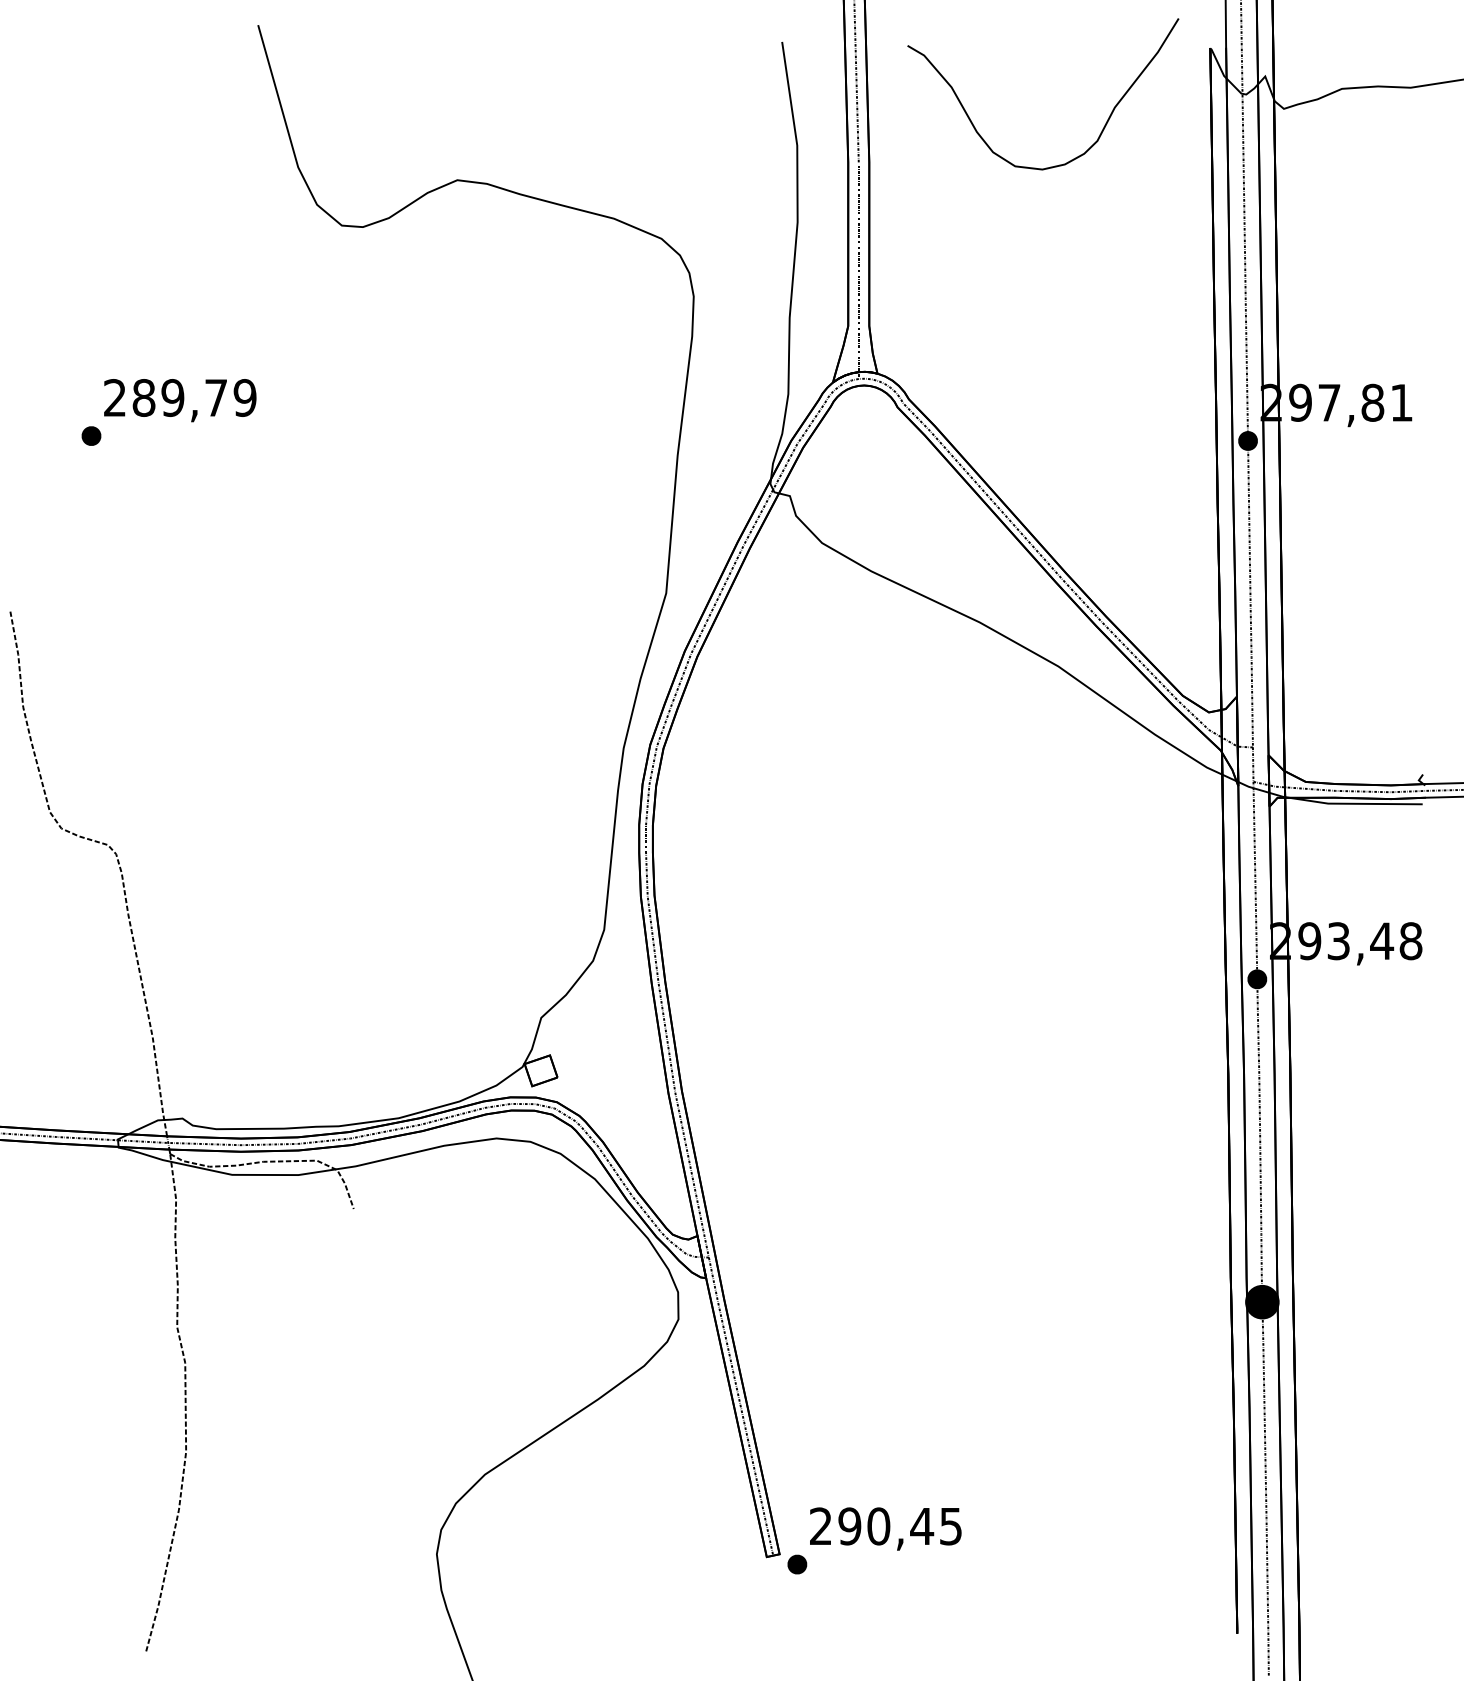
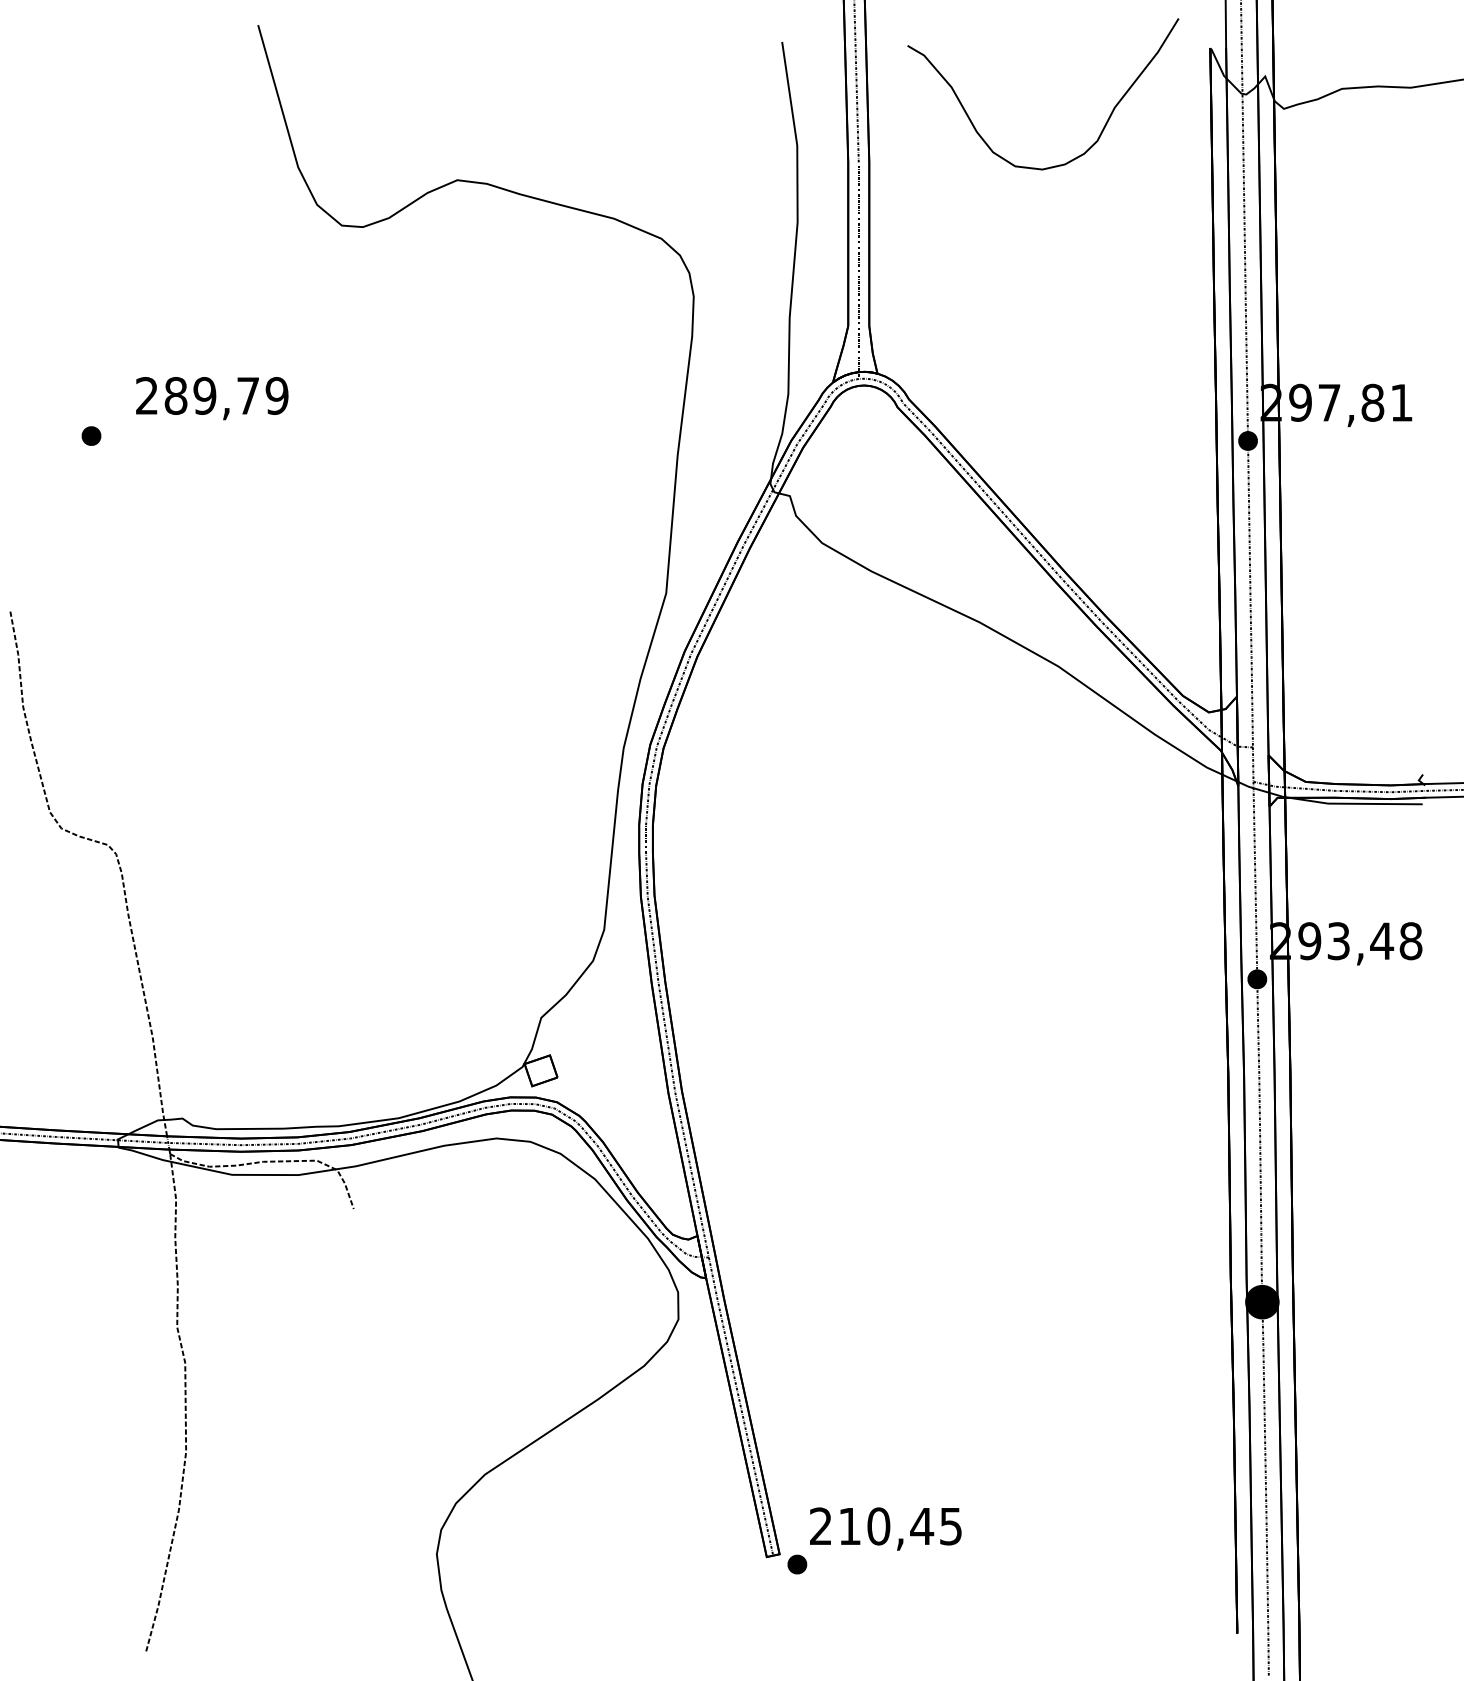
text position: (180, 400) -> (212, 398) (212, 398)
text: 290,45 -> 210,45 (849, 1526)
